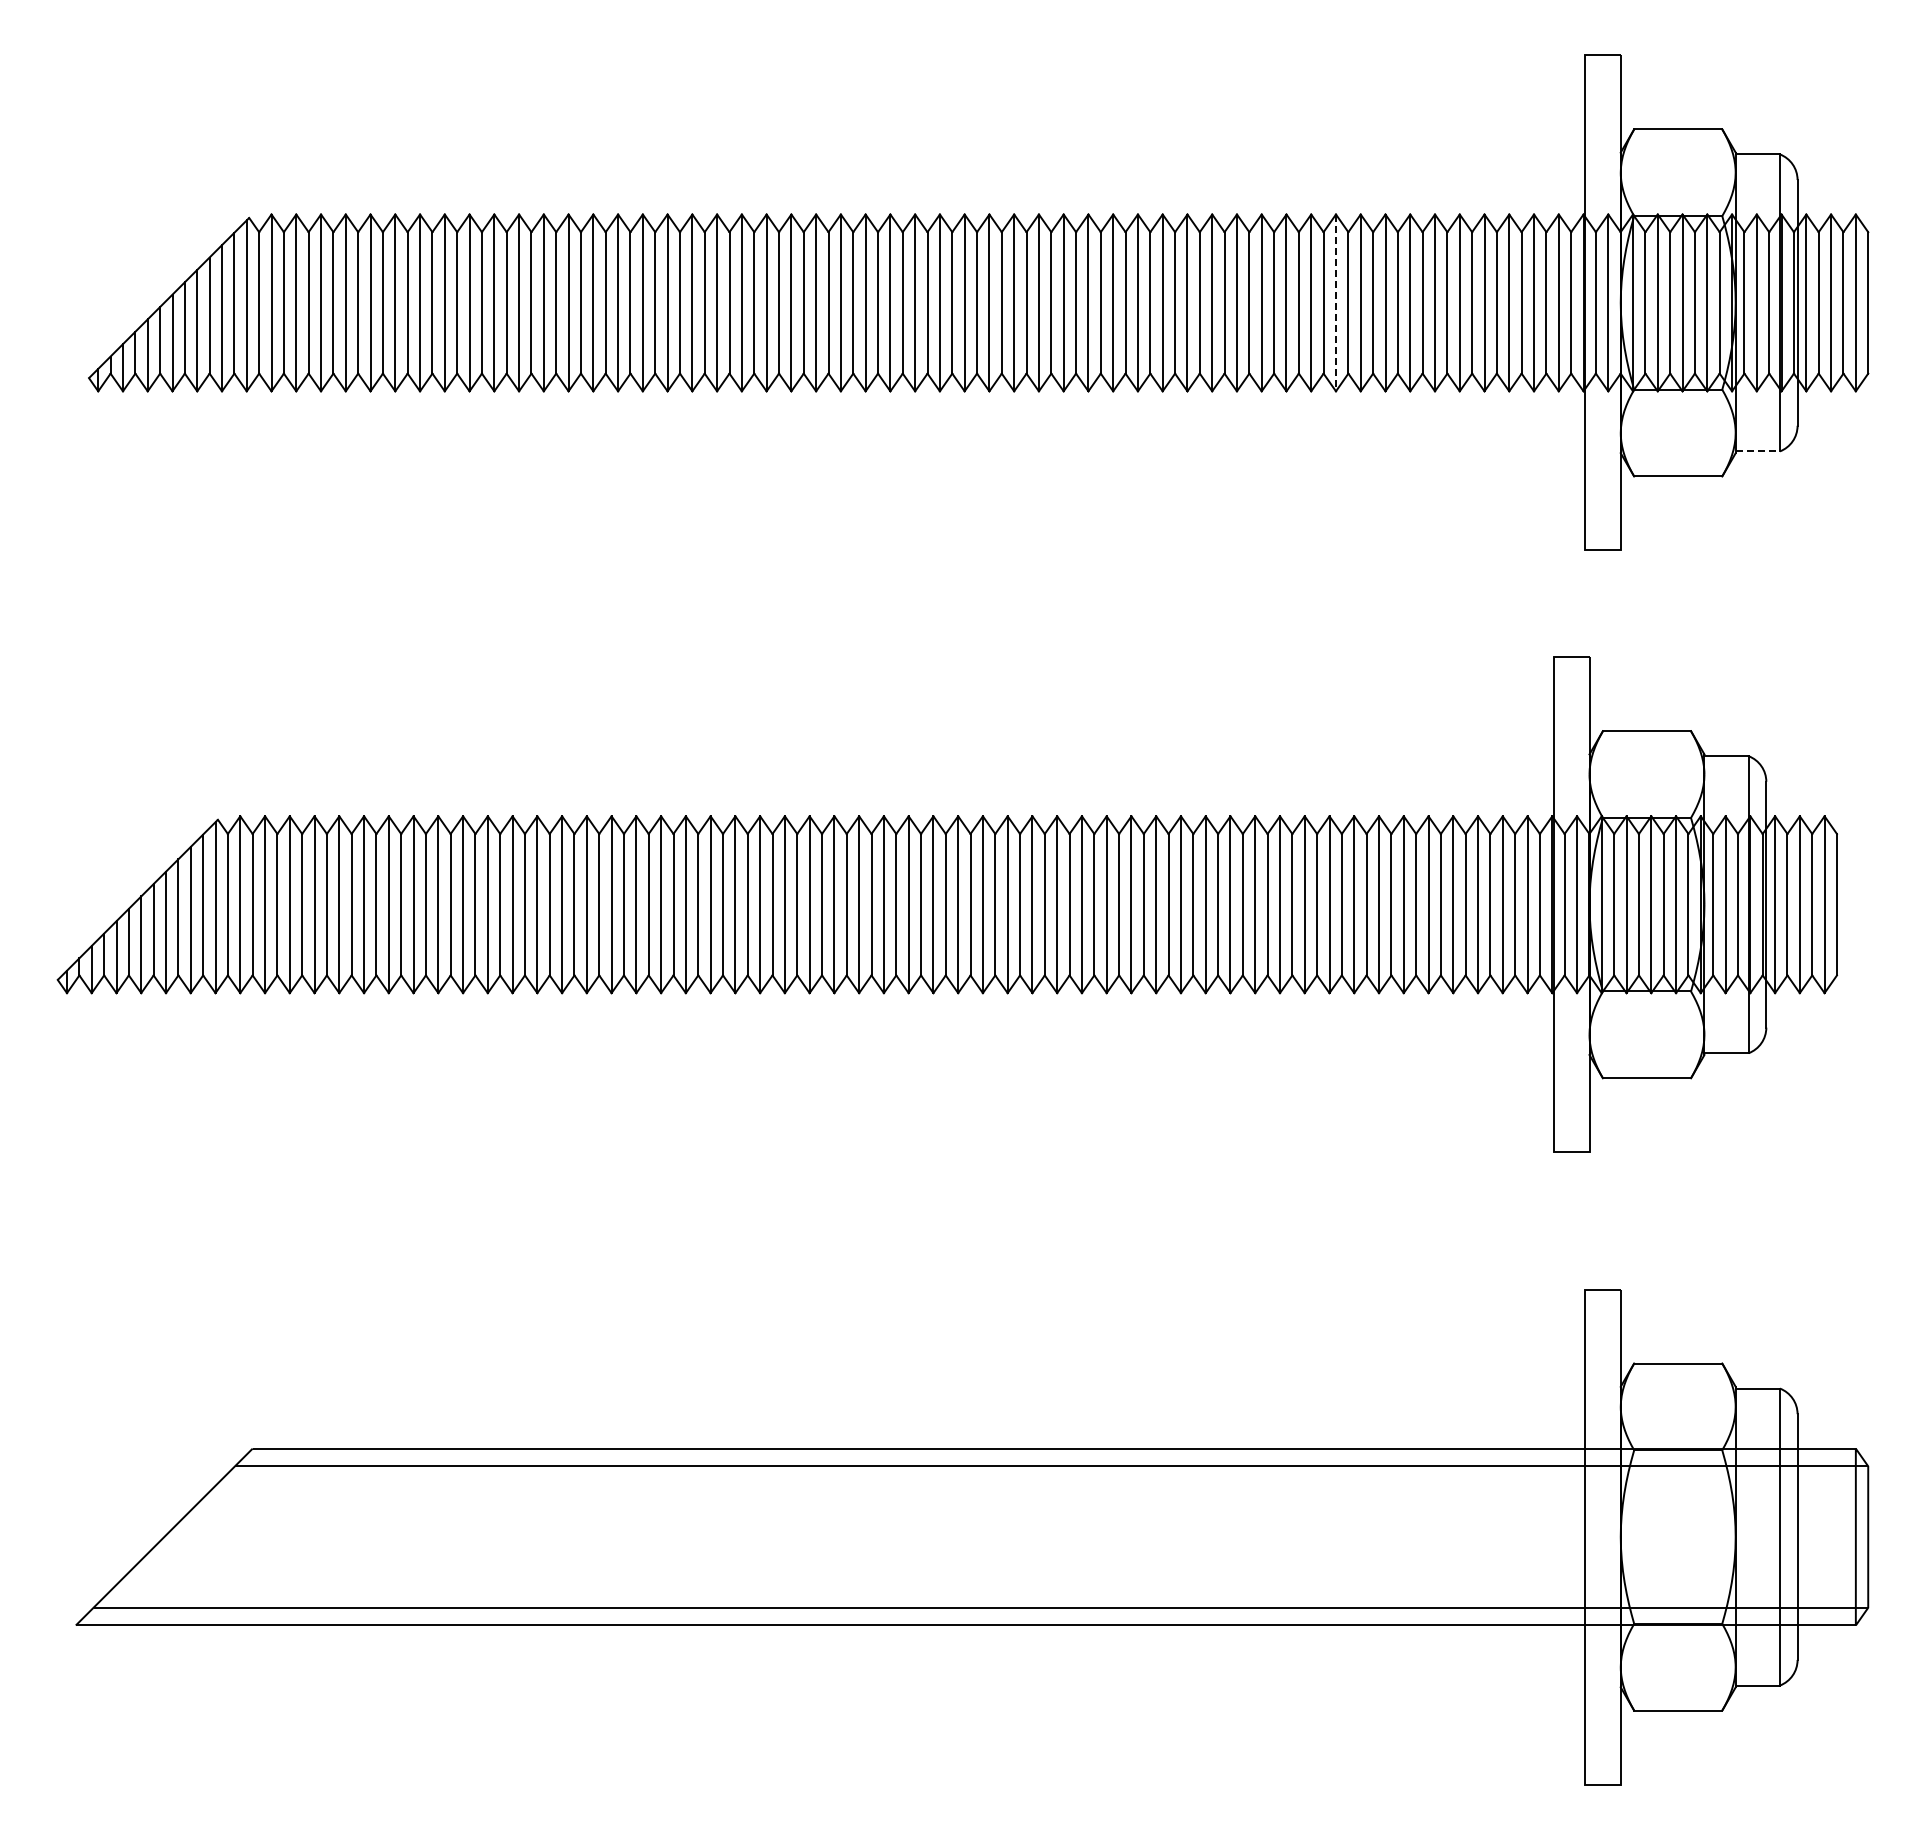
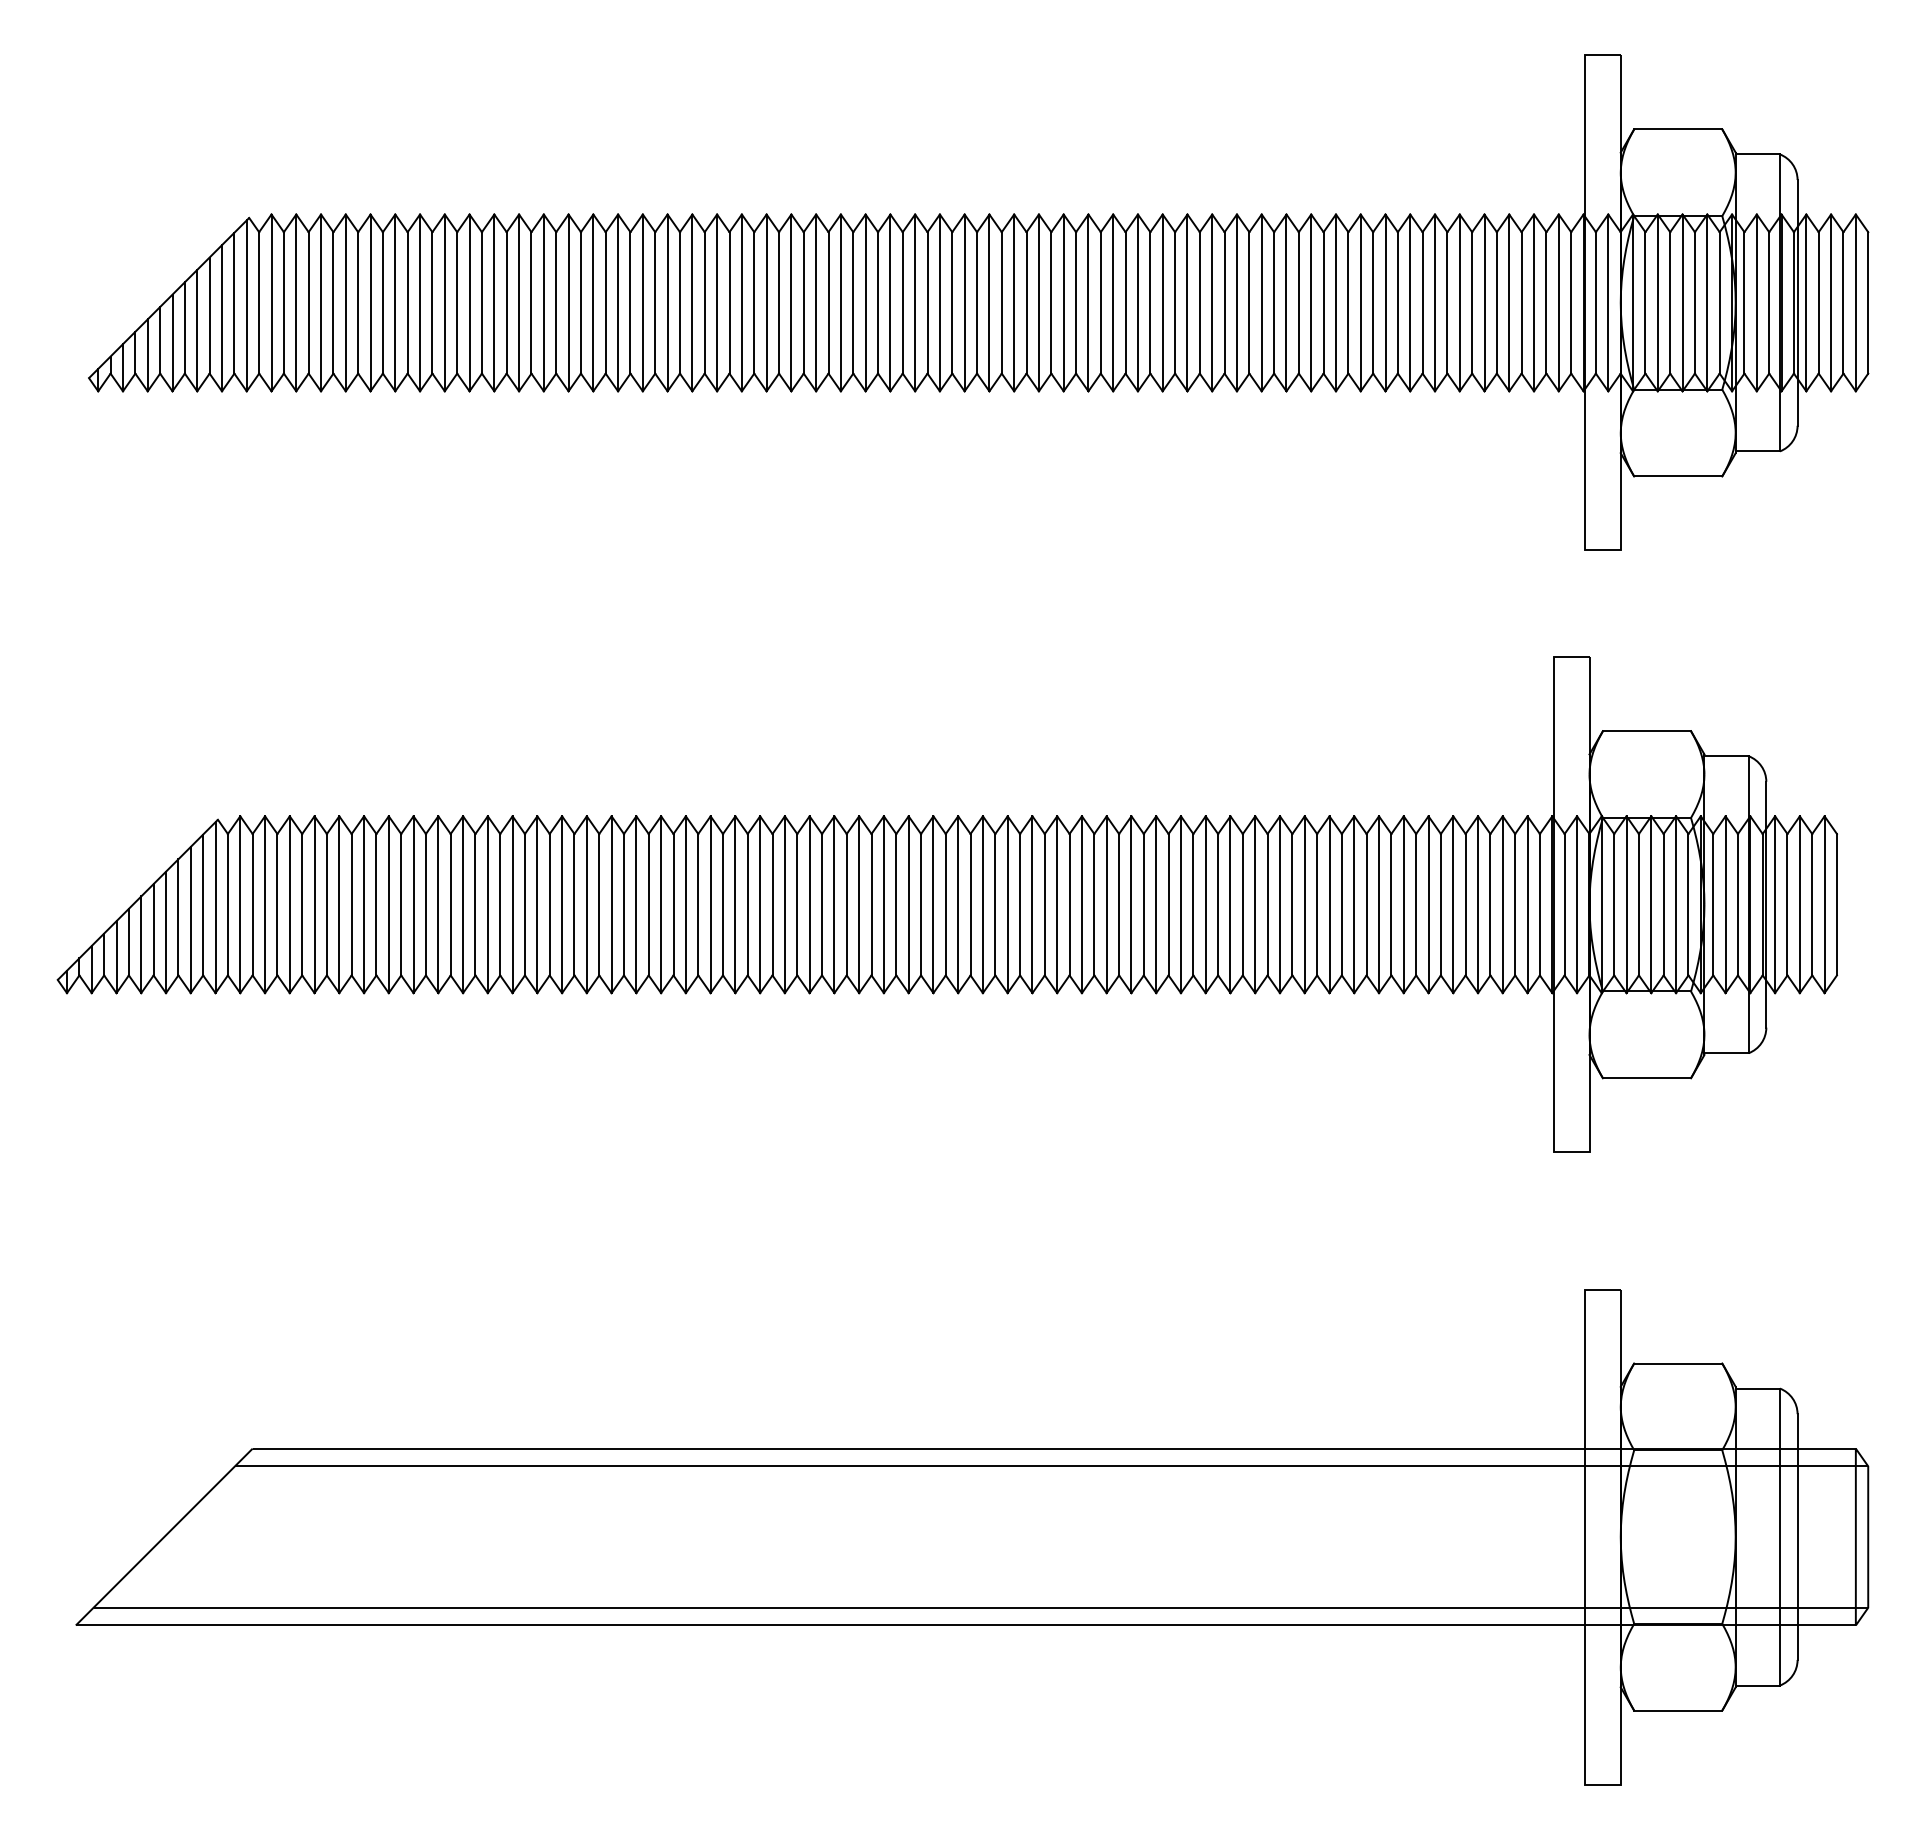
line: dashed -> solid (1335, 303)
line: dashed -> solid (1758, 451)
